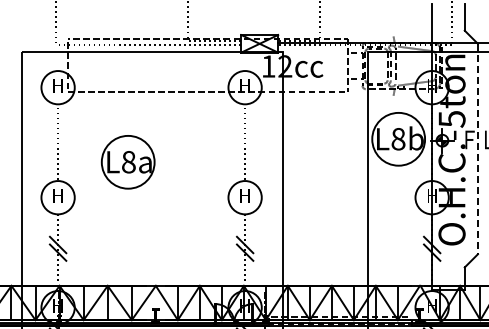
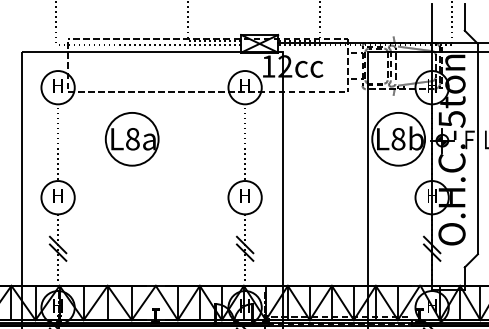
line: dashed -> solid (477, 149)
part position: (127, 162) -> (131, 139) (131, 139)
